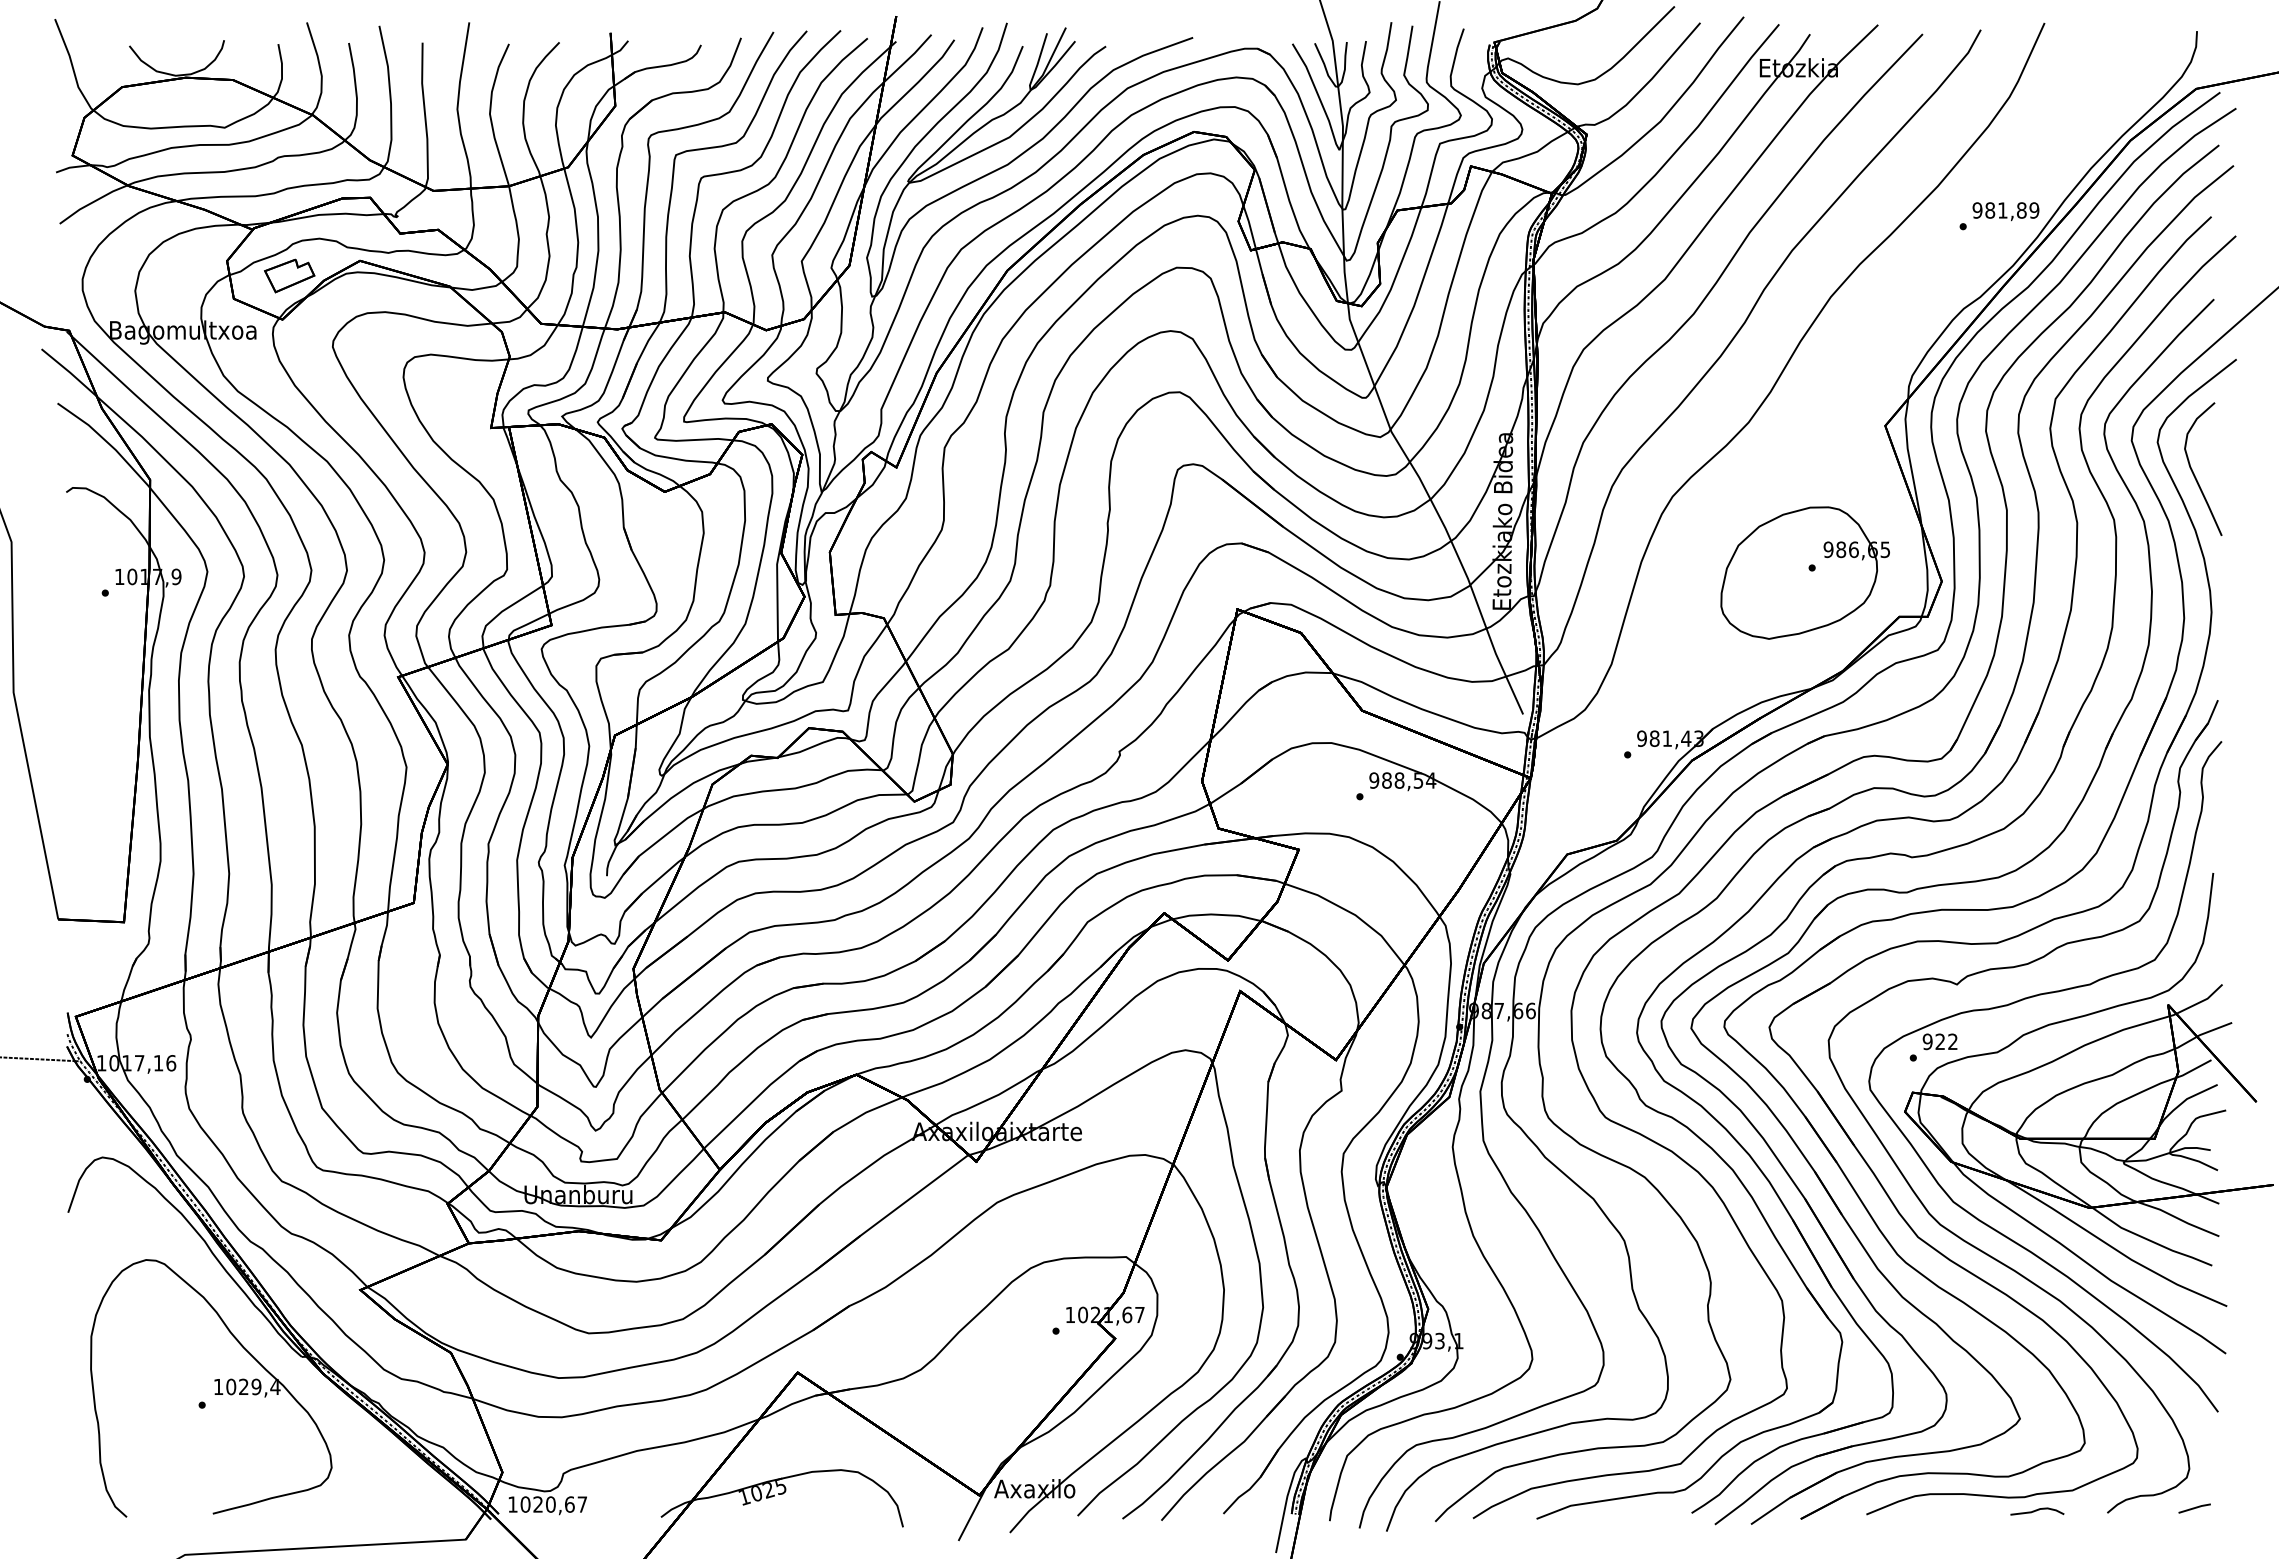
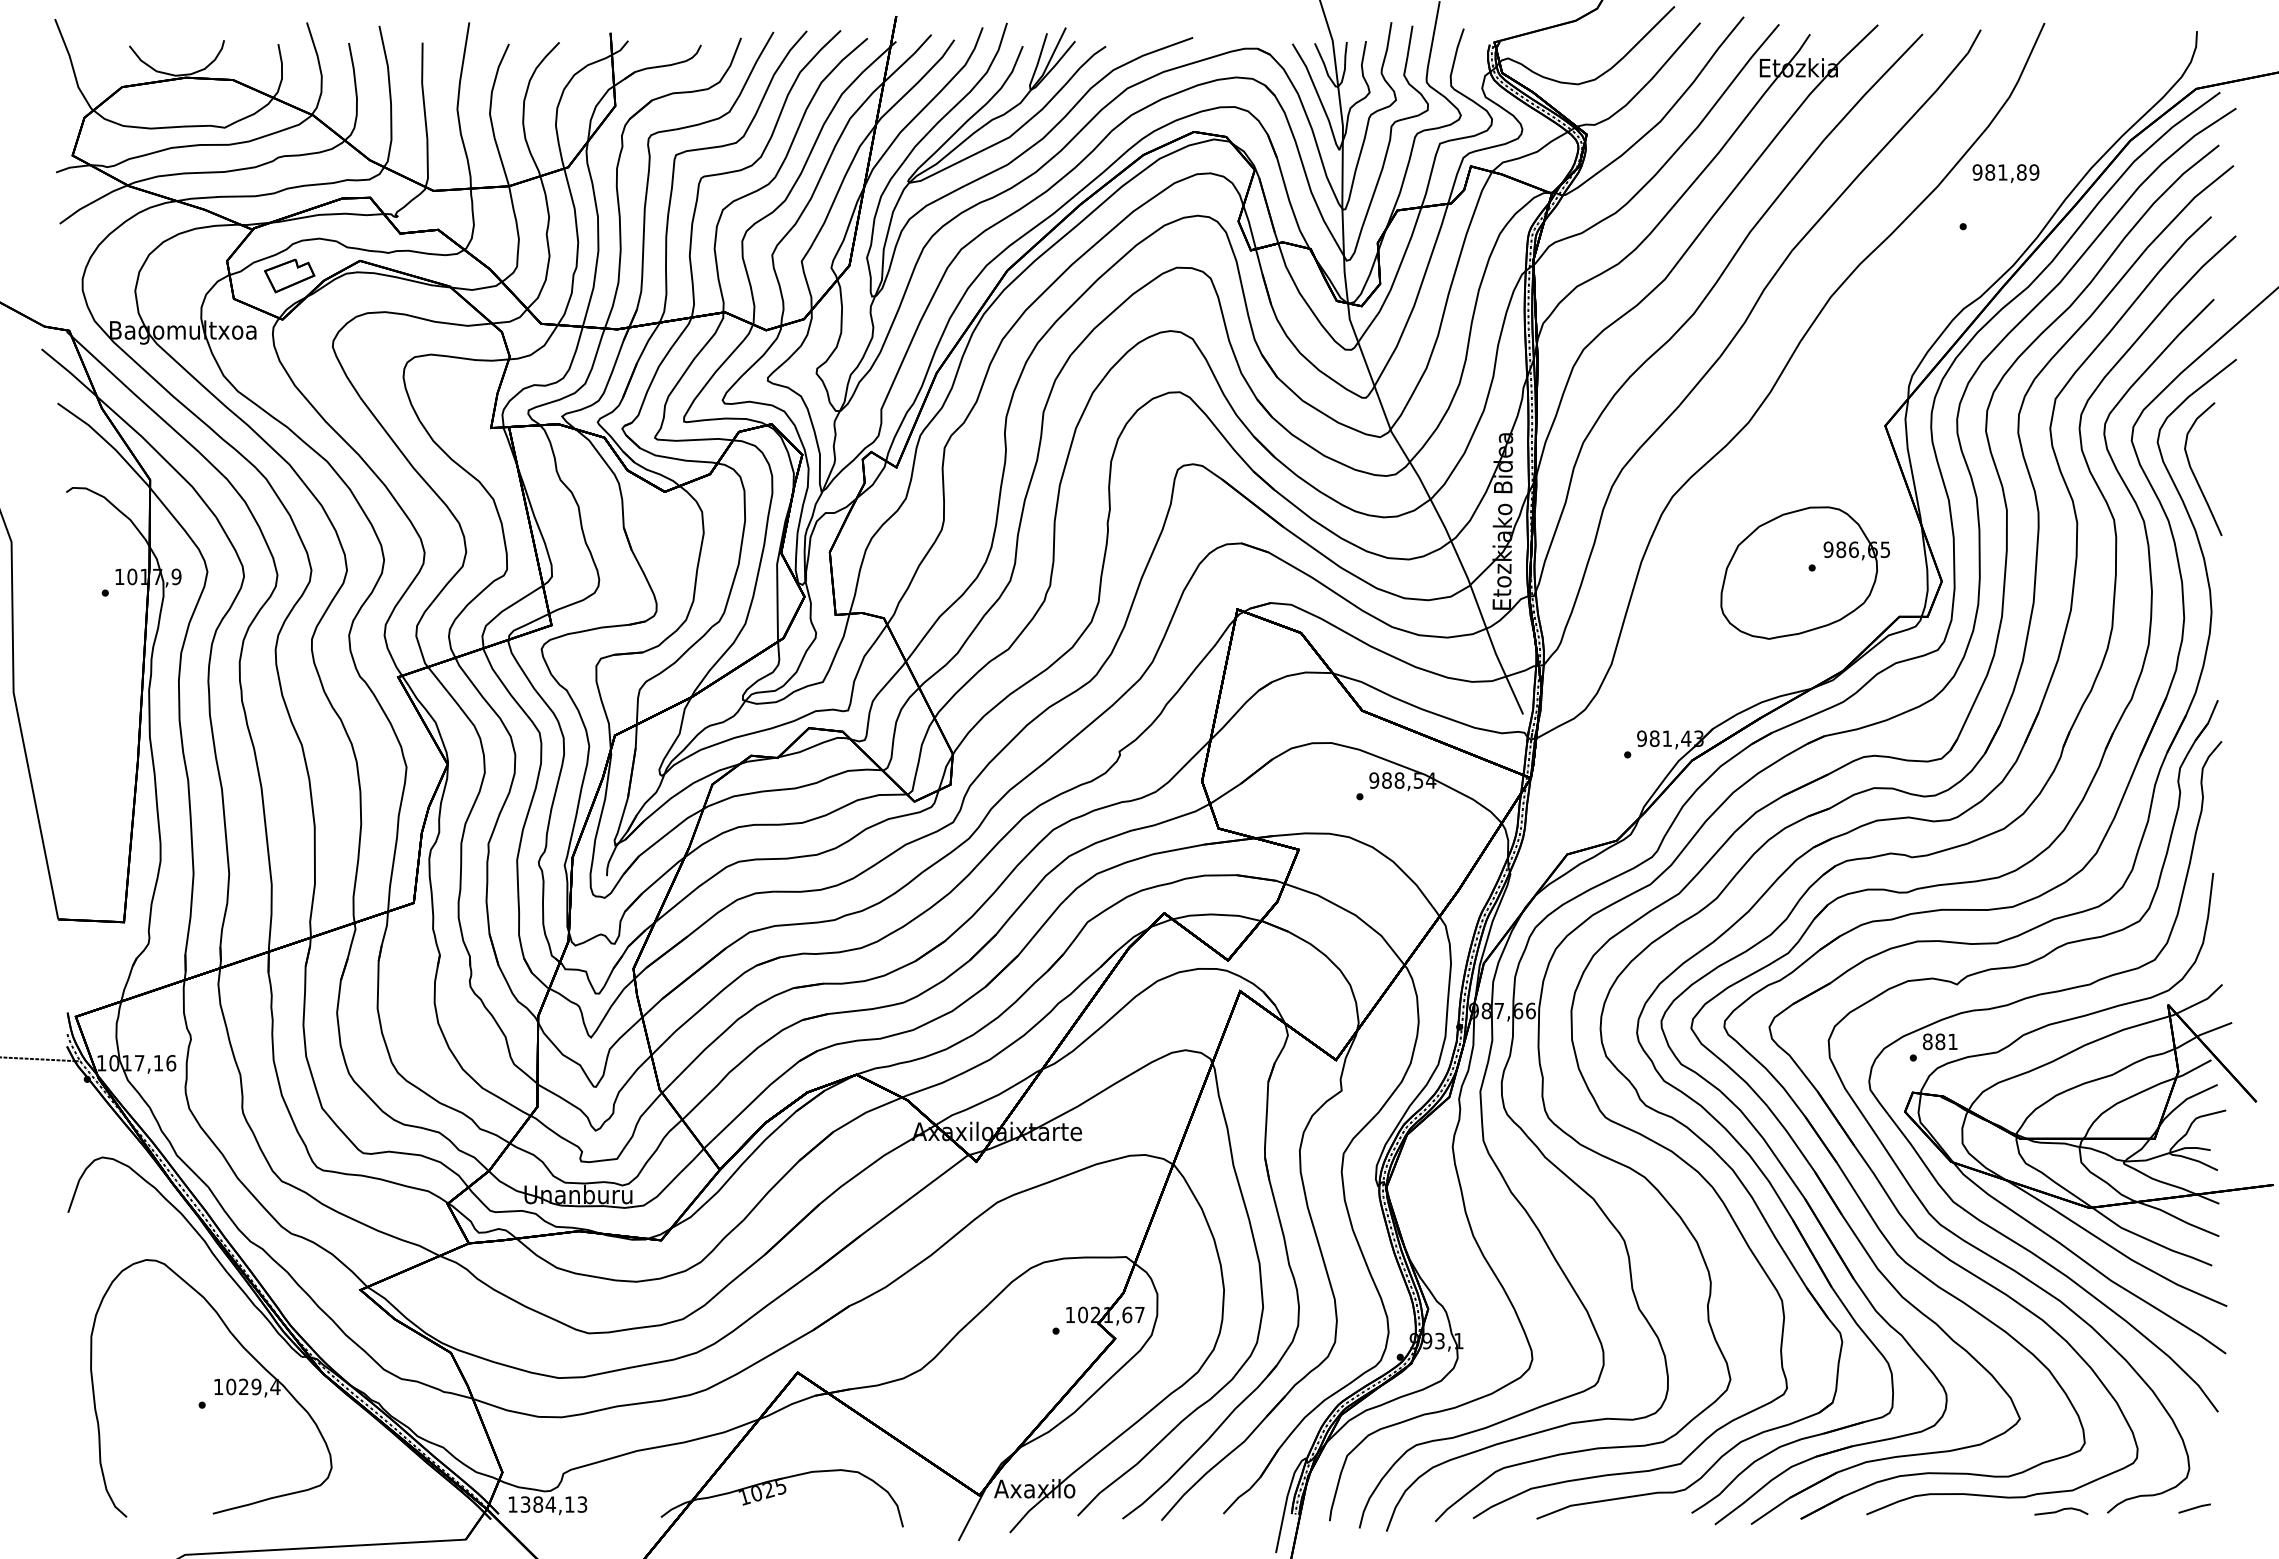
text position: (2005, 211) -> (2005, 173) (2005, 173)
text: 922 -> 881 (1939, 1041)
text: 1020,67 -> 1384,13 (553, 1504)
curve position: (2037, 1510) -> (2061, 1510) (2061, 1510)
